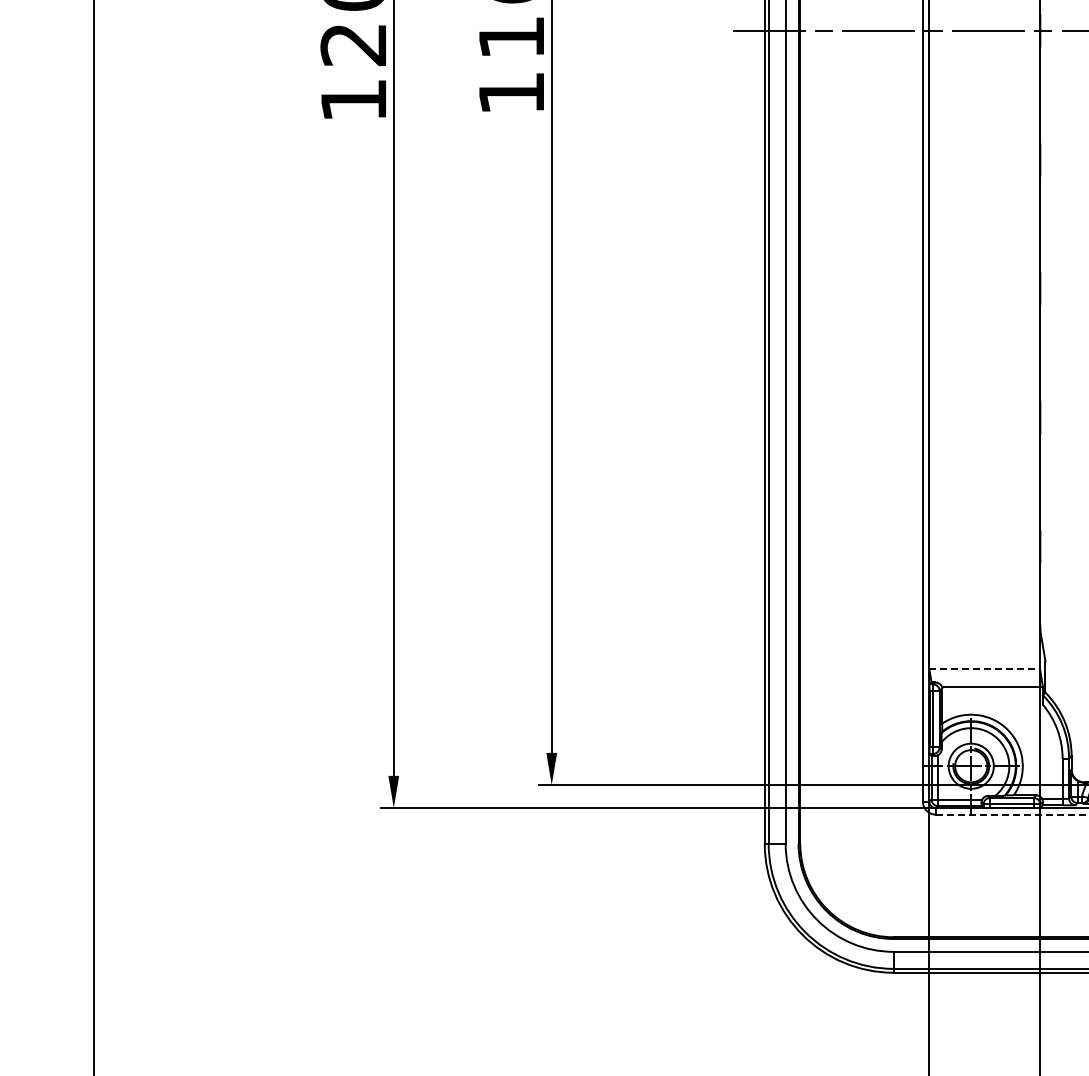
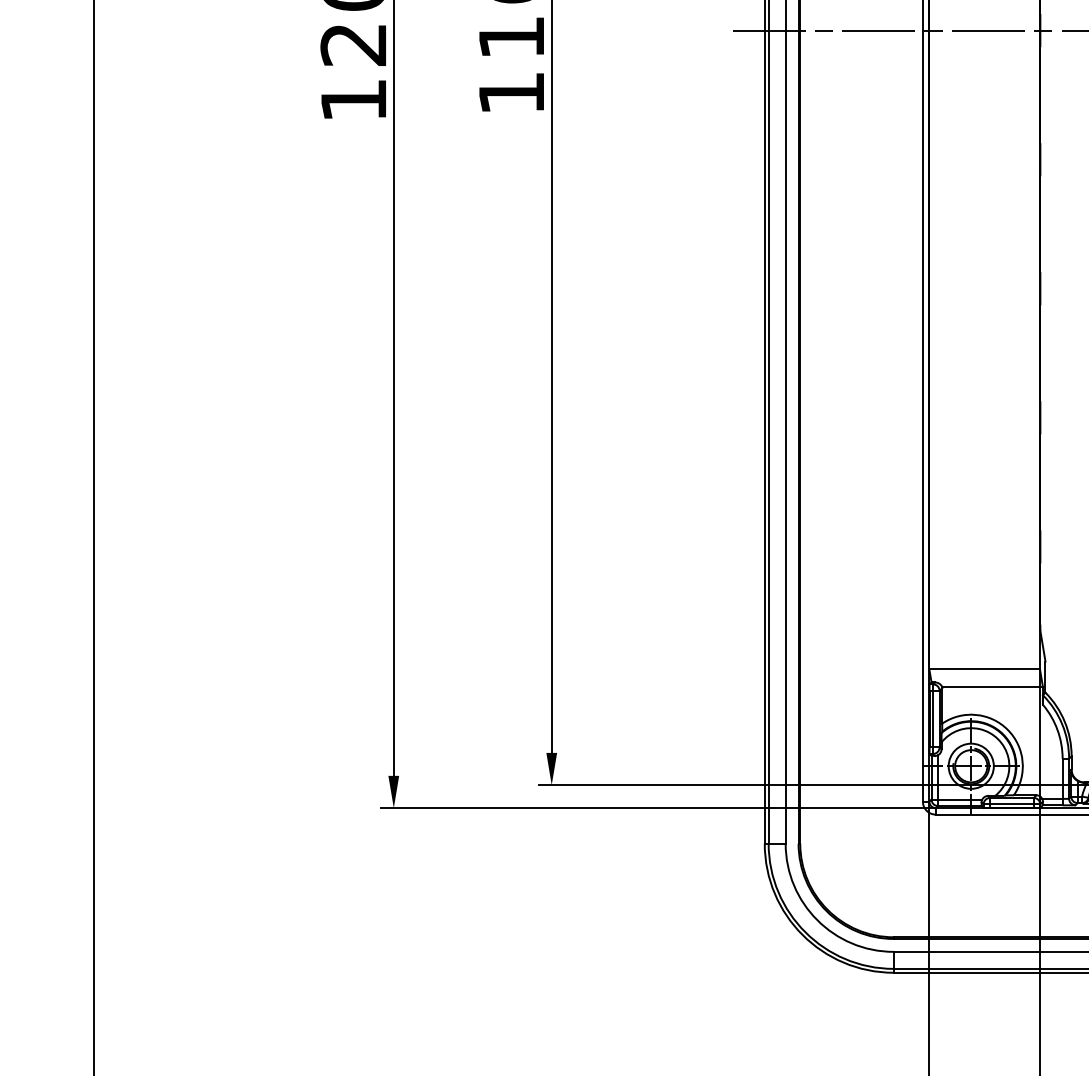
line: dashed -> solid (985, 669)
line: dashed -> solid (1012, 814)
